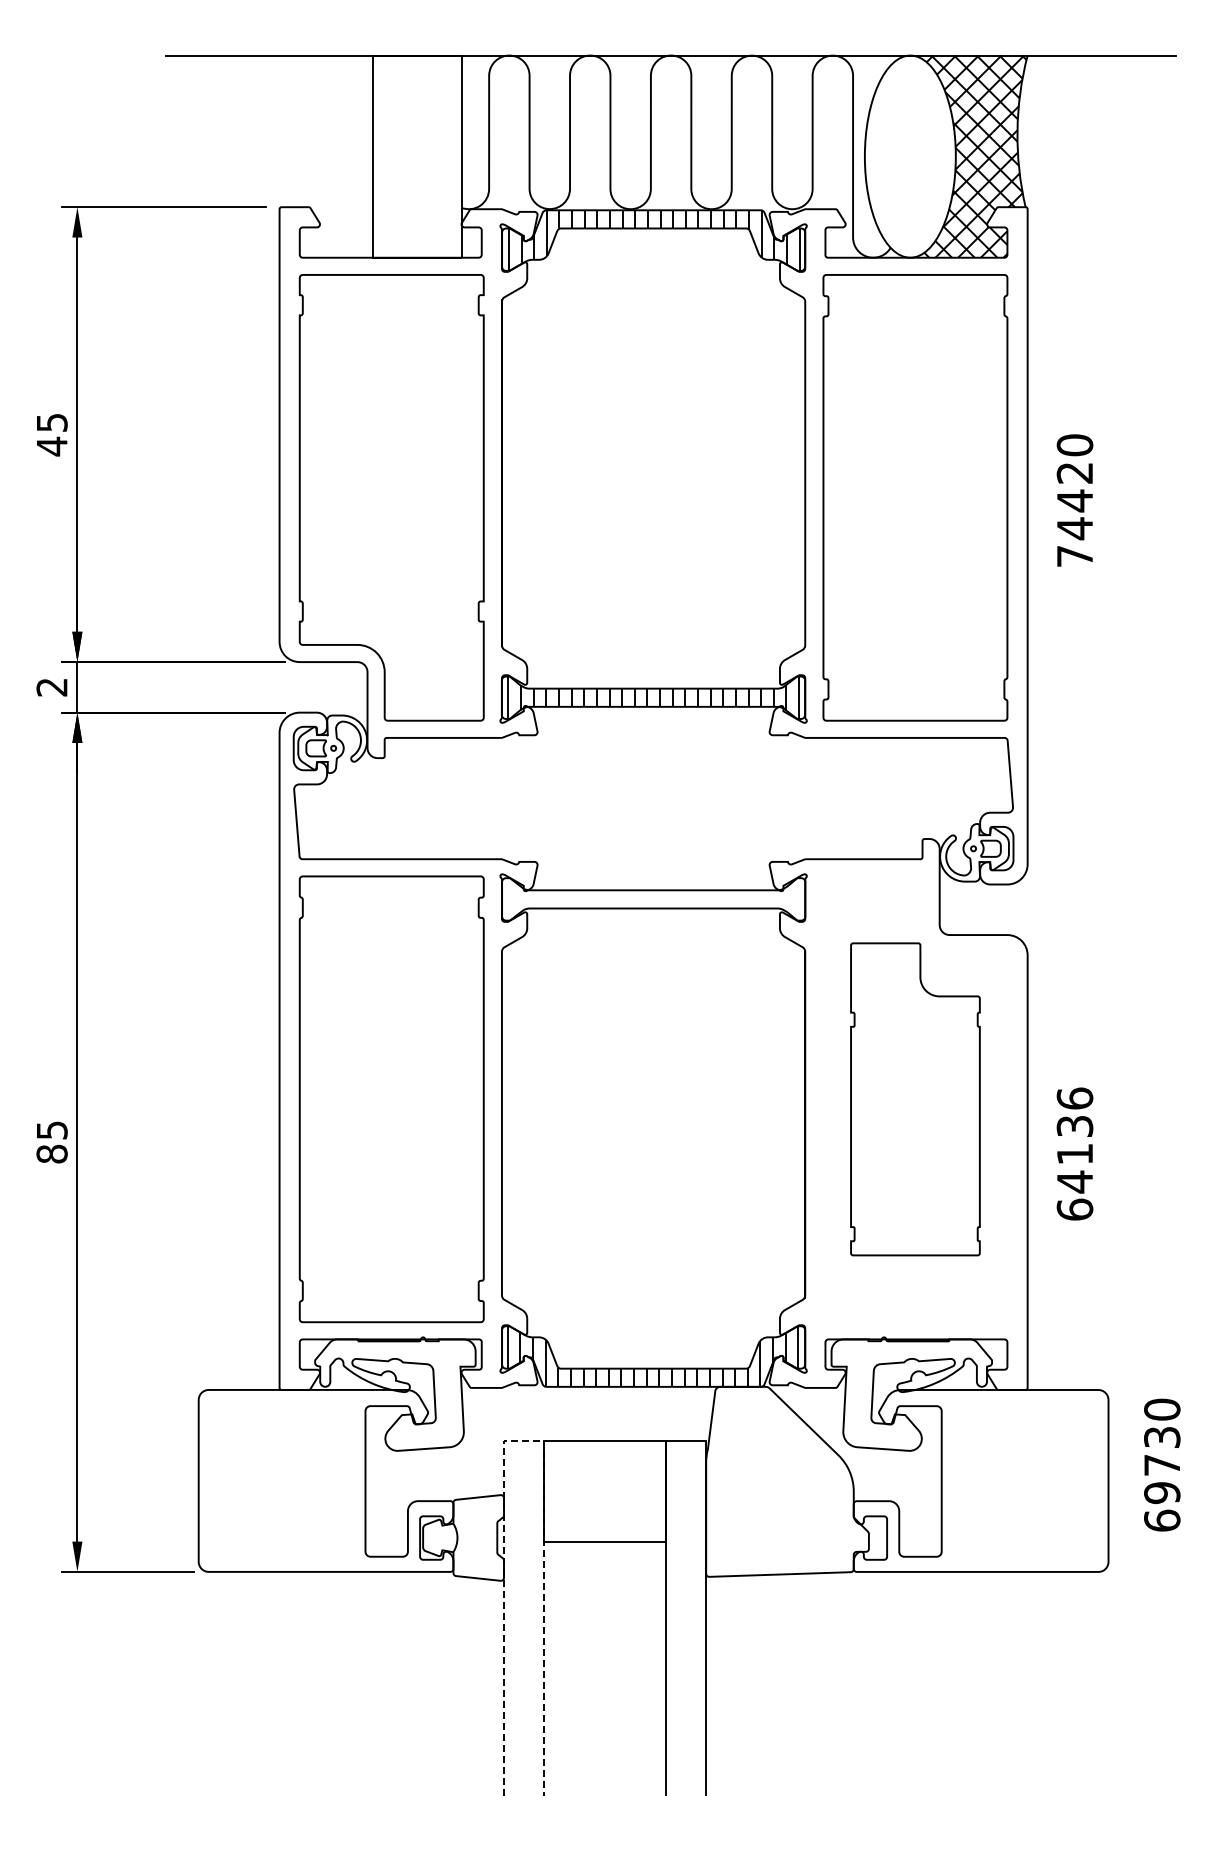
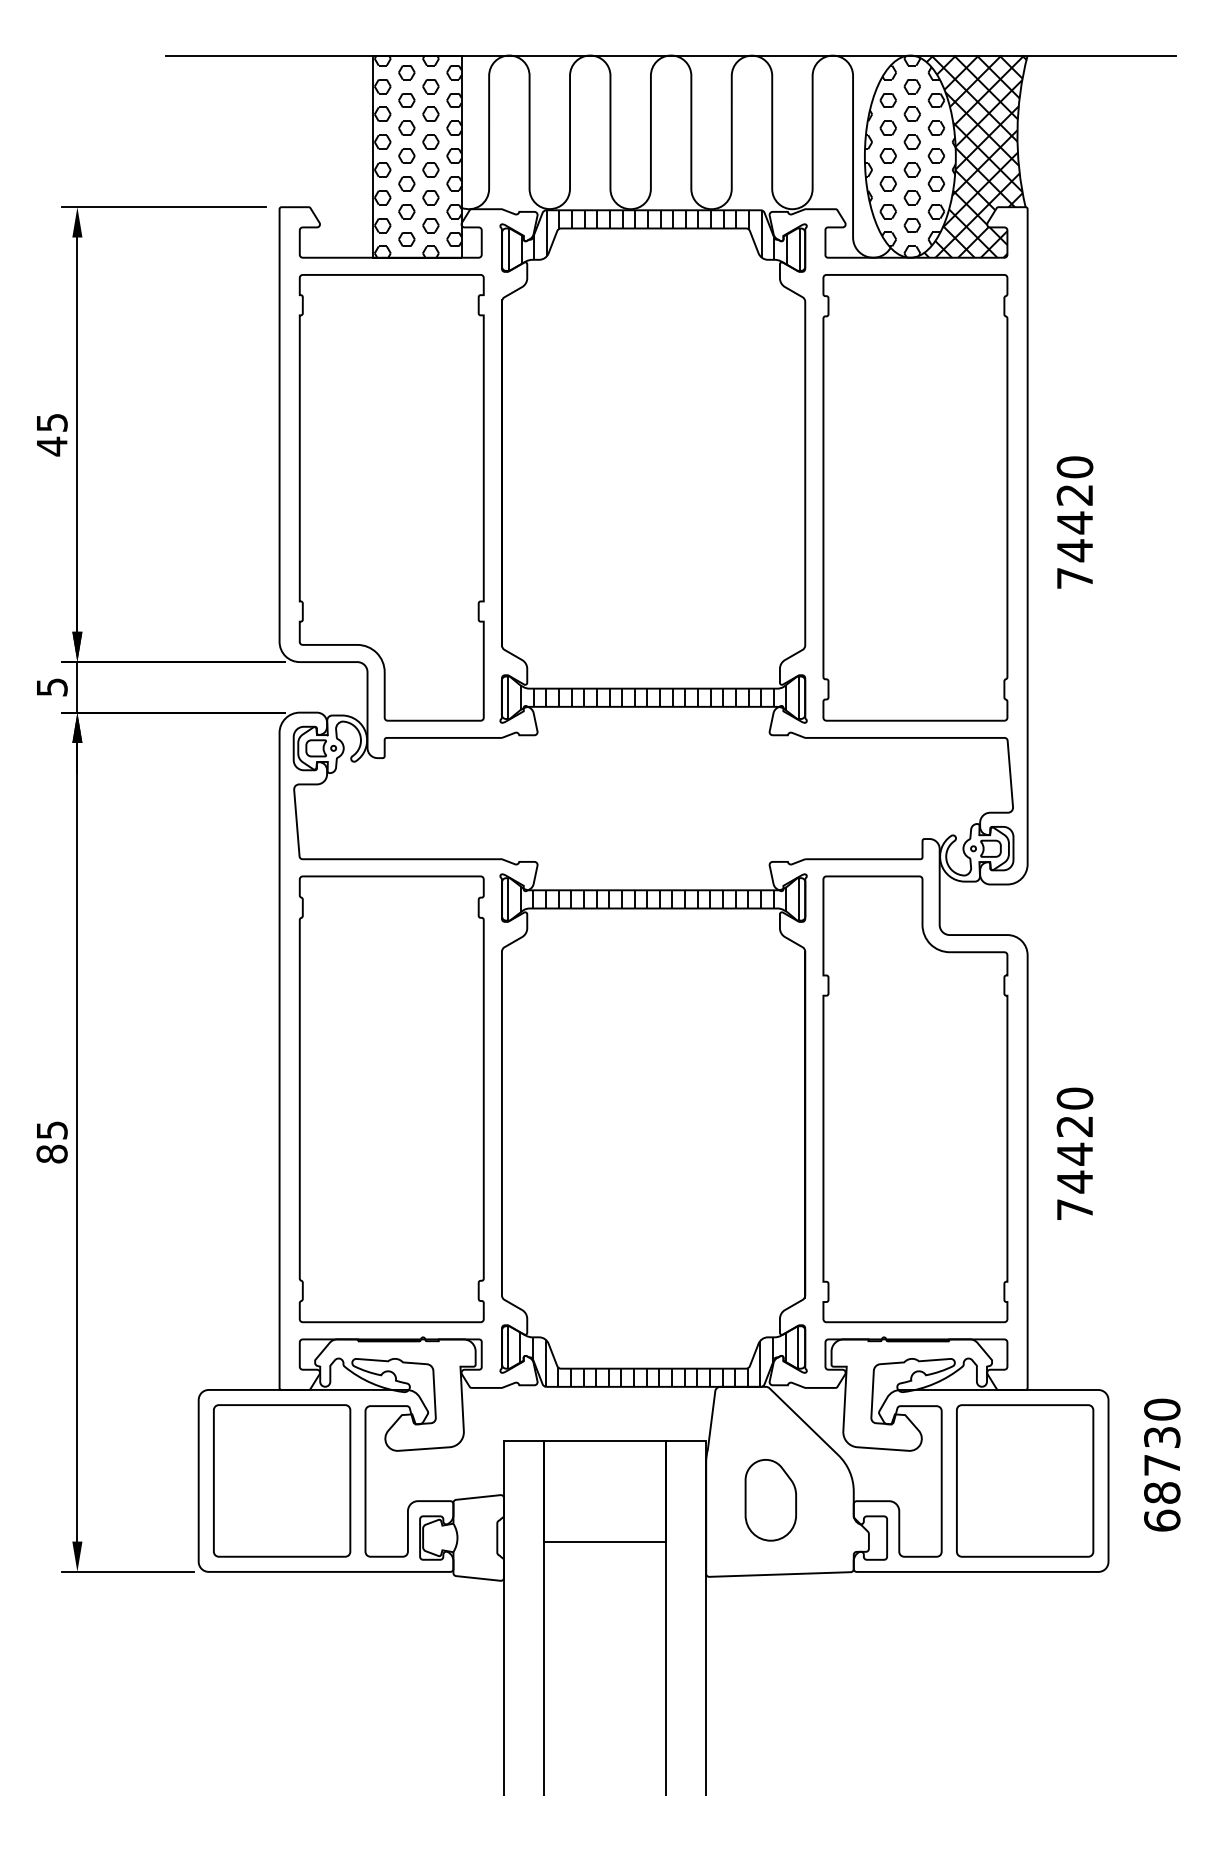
hatch: none -> present (417, 156)
hatch: none -> present (909, 156)
text position: (1074, 500) -> (1074, 522) (1074, 522)
text: 2 -> 5 (51, 687)
hatch: none -> present (653, 899)
part size: 131x315 px -> 187x449 px (915, 1099)
text: 64136 -> 74420 (1074, 1153)
line: dashed -> solid (524, 1440)
part: none -> present (282, 1480)
part: none -> present (1025, 1480)
text: 69730 -> 68730 (1162, 1493)
part: none -> present (770, 1500)
